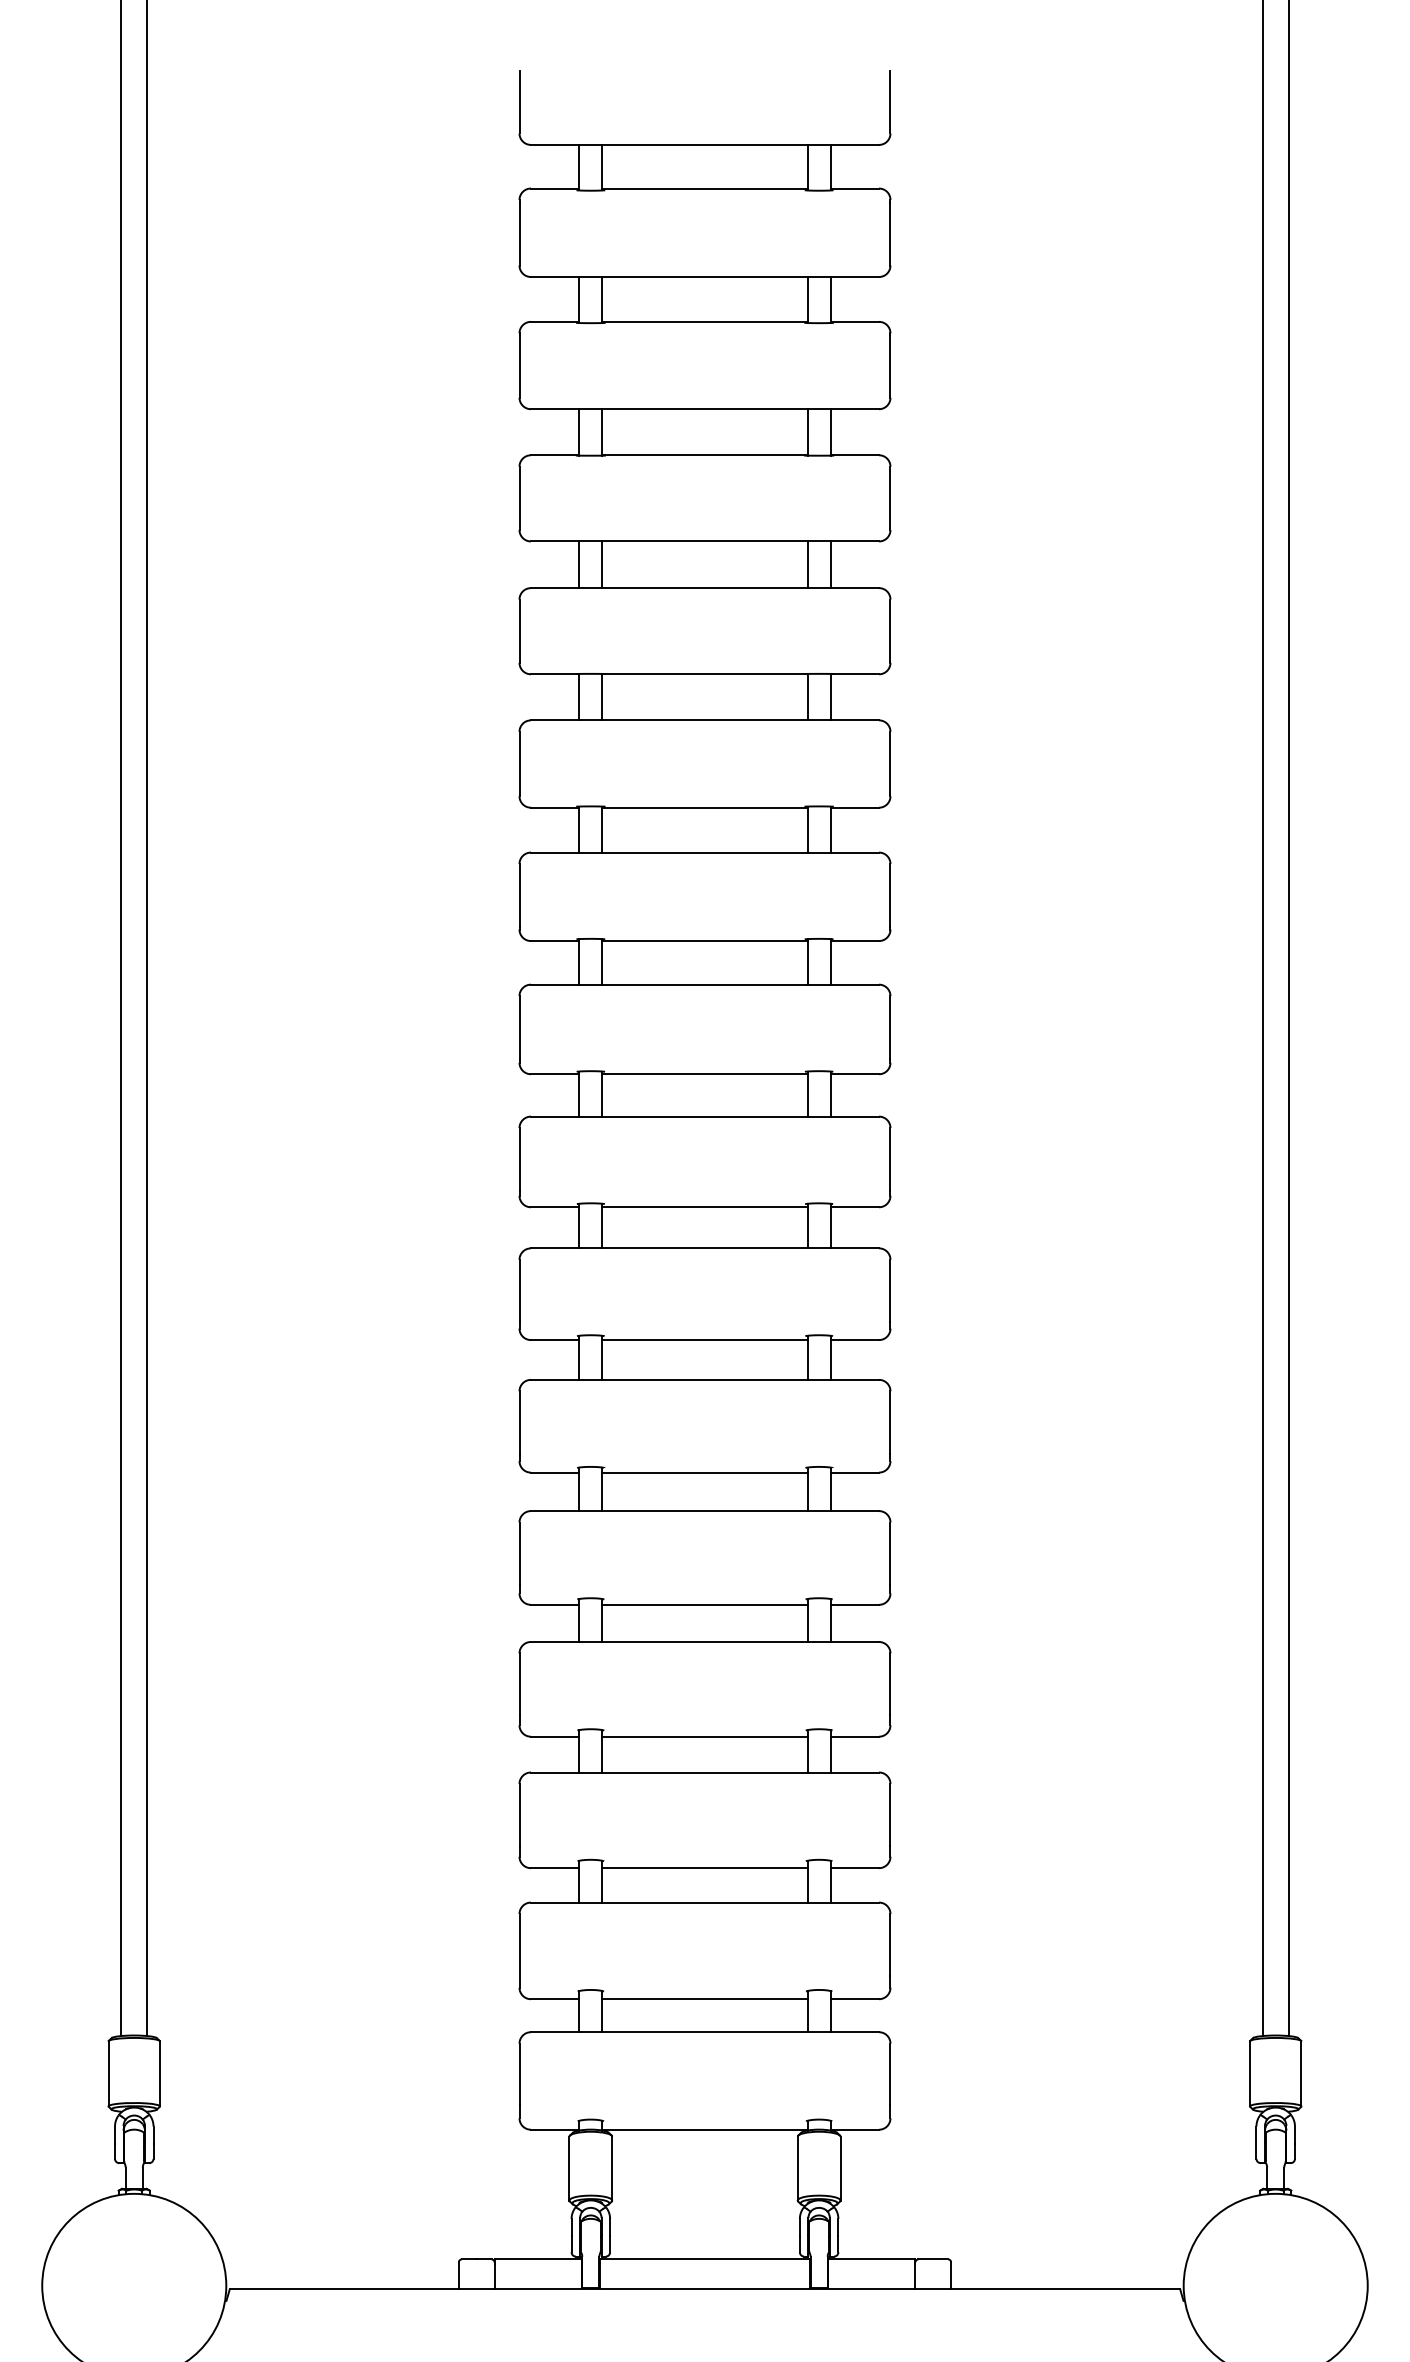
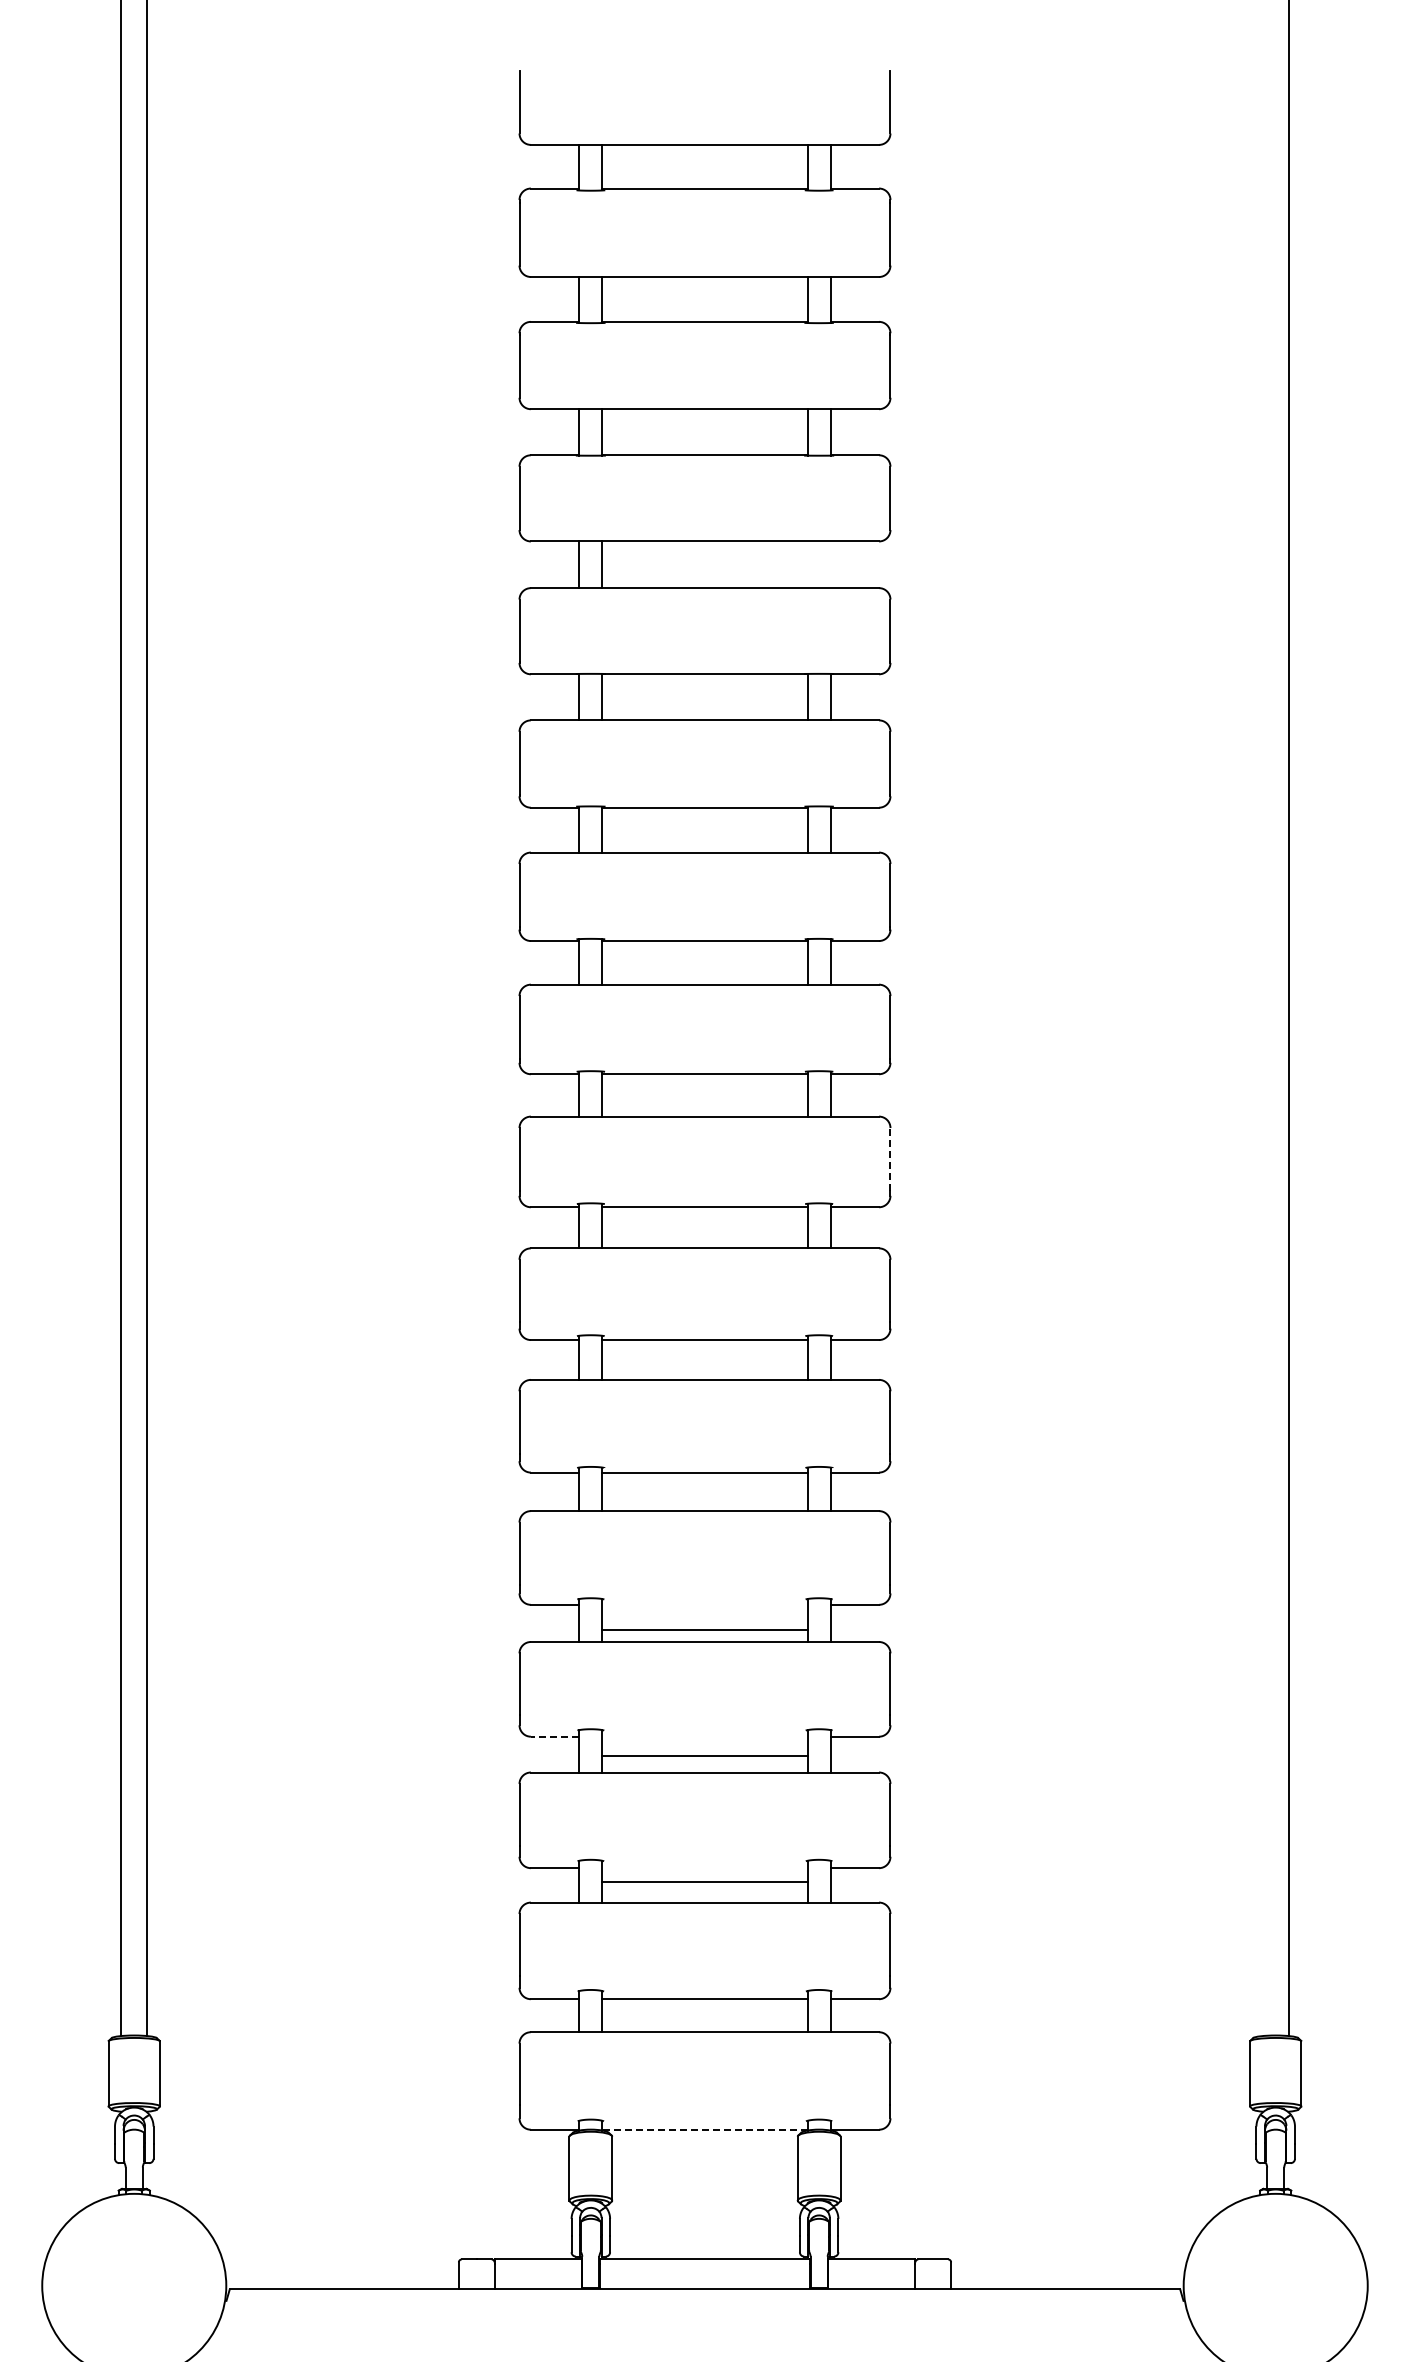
line: present -> none (807, 564)
line: present -> none (830, 564)
line: present -> none (1262, 1019)
line: solid -> dashed (890, 1158)
line position: (704, 1604) -> (704, 1629) (704, 1629)
line: solid -> dashed (554, 1736)
line position: (704, 1736) -> (704, 1755) (704, 1755)
line position: (704, 1868) -> (704, 1882) (704, 1882)
line: solid -> dashed (704, 2129)
